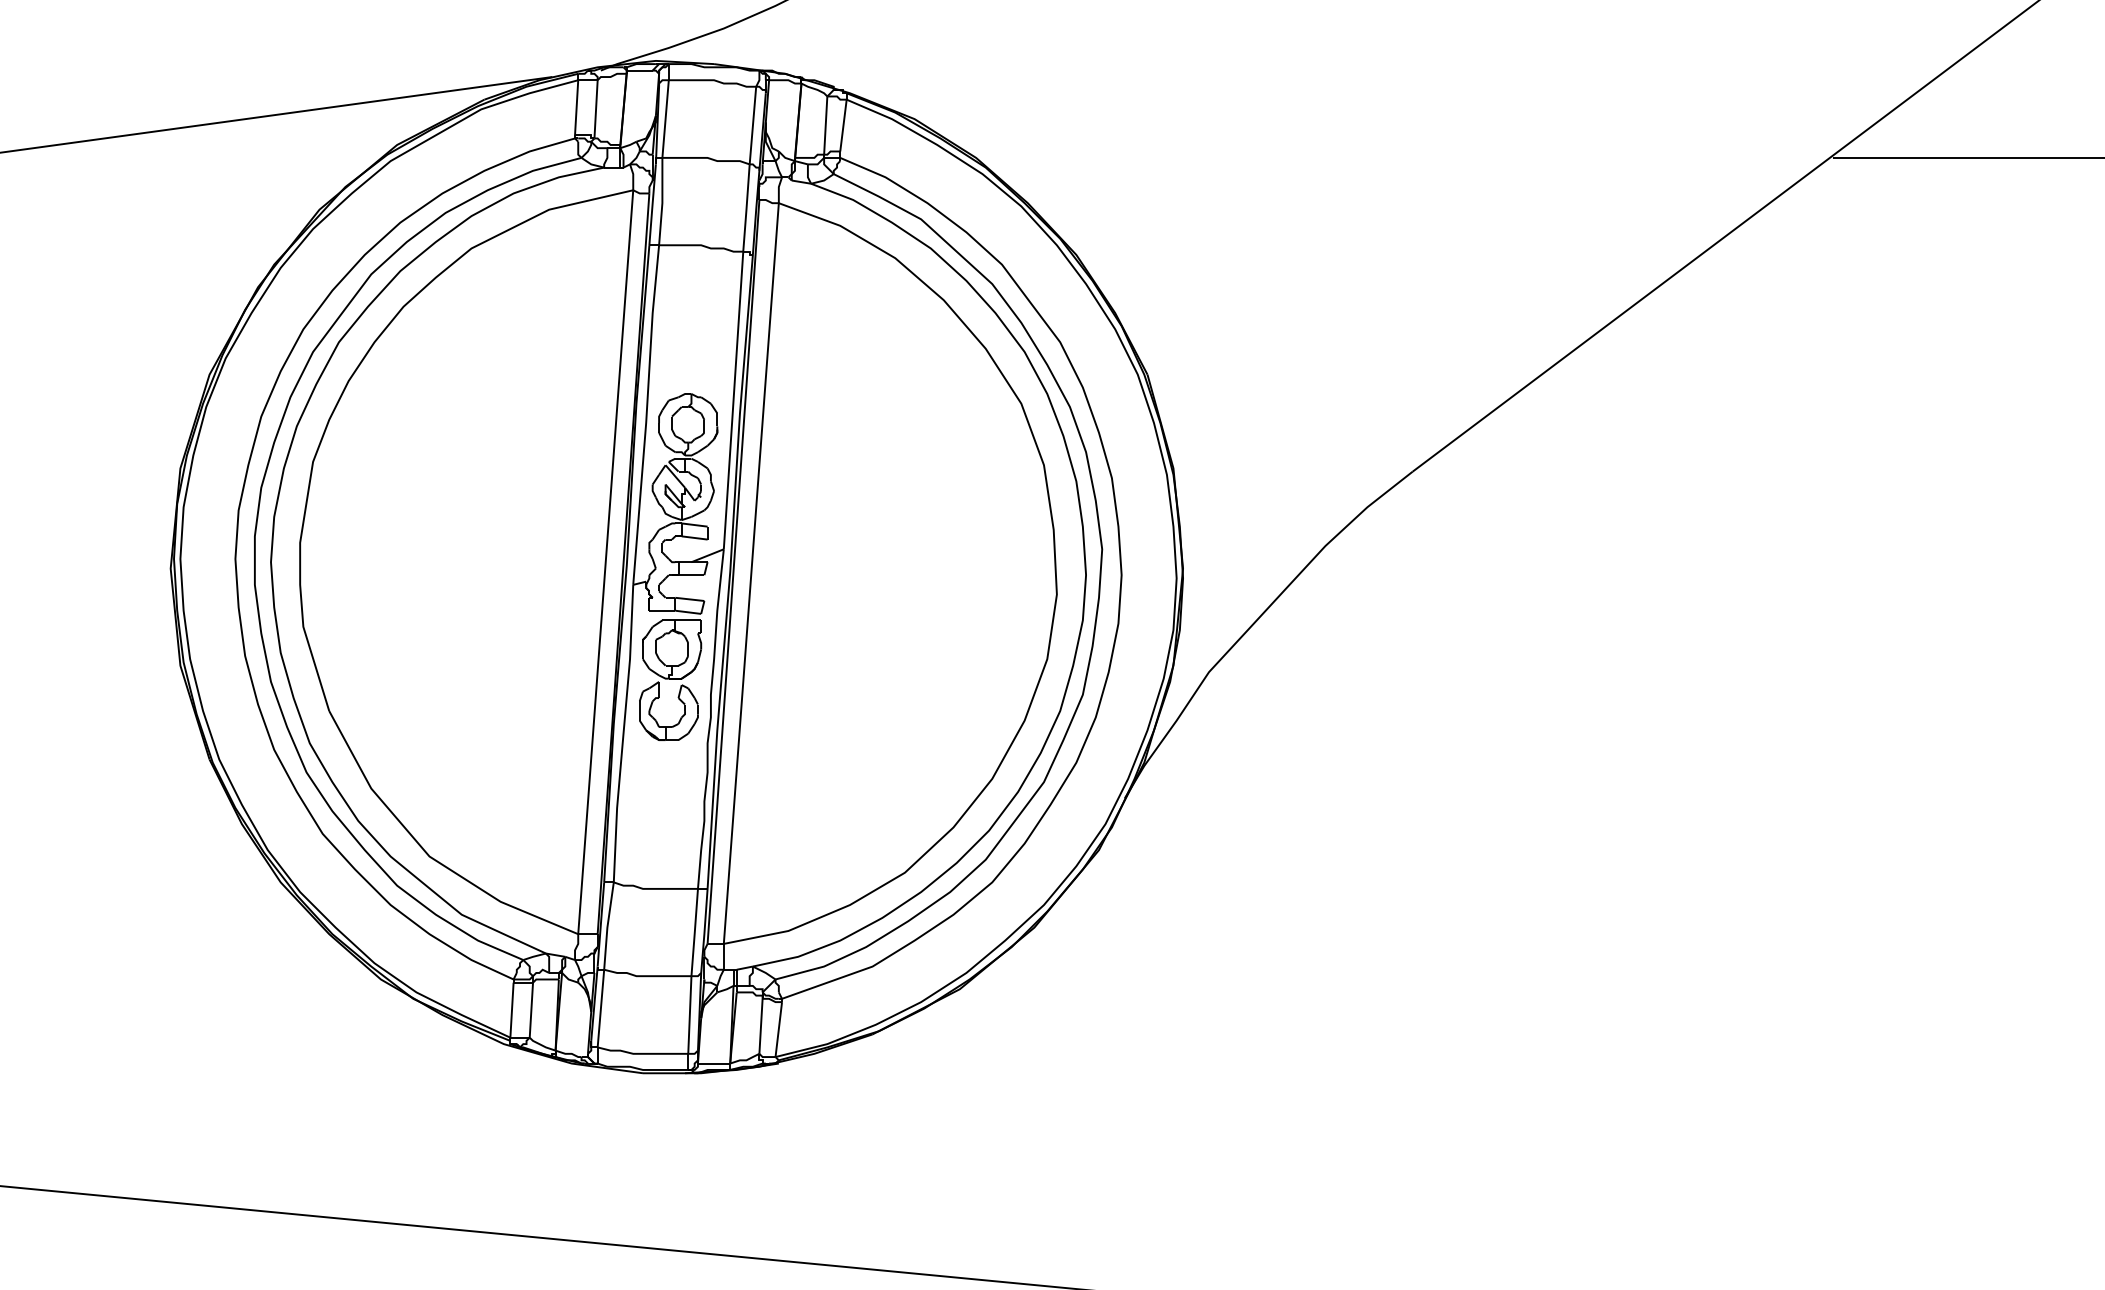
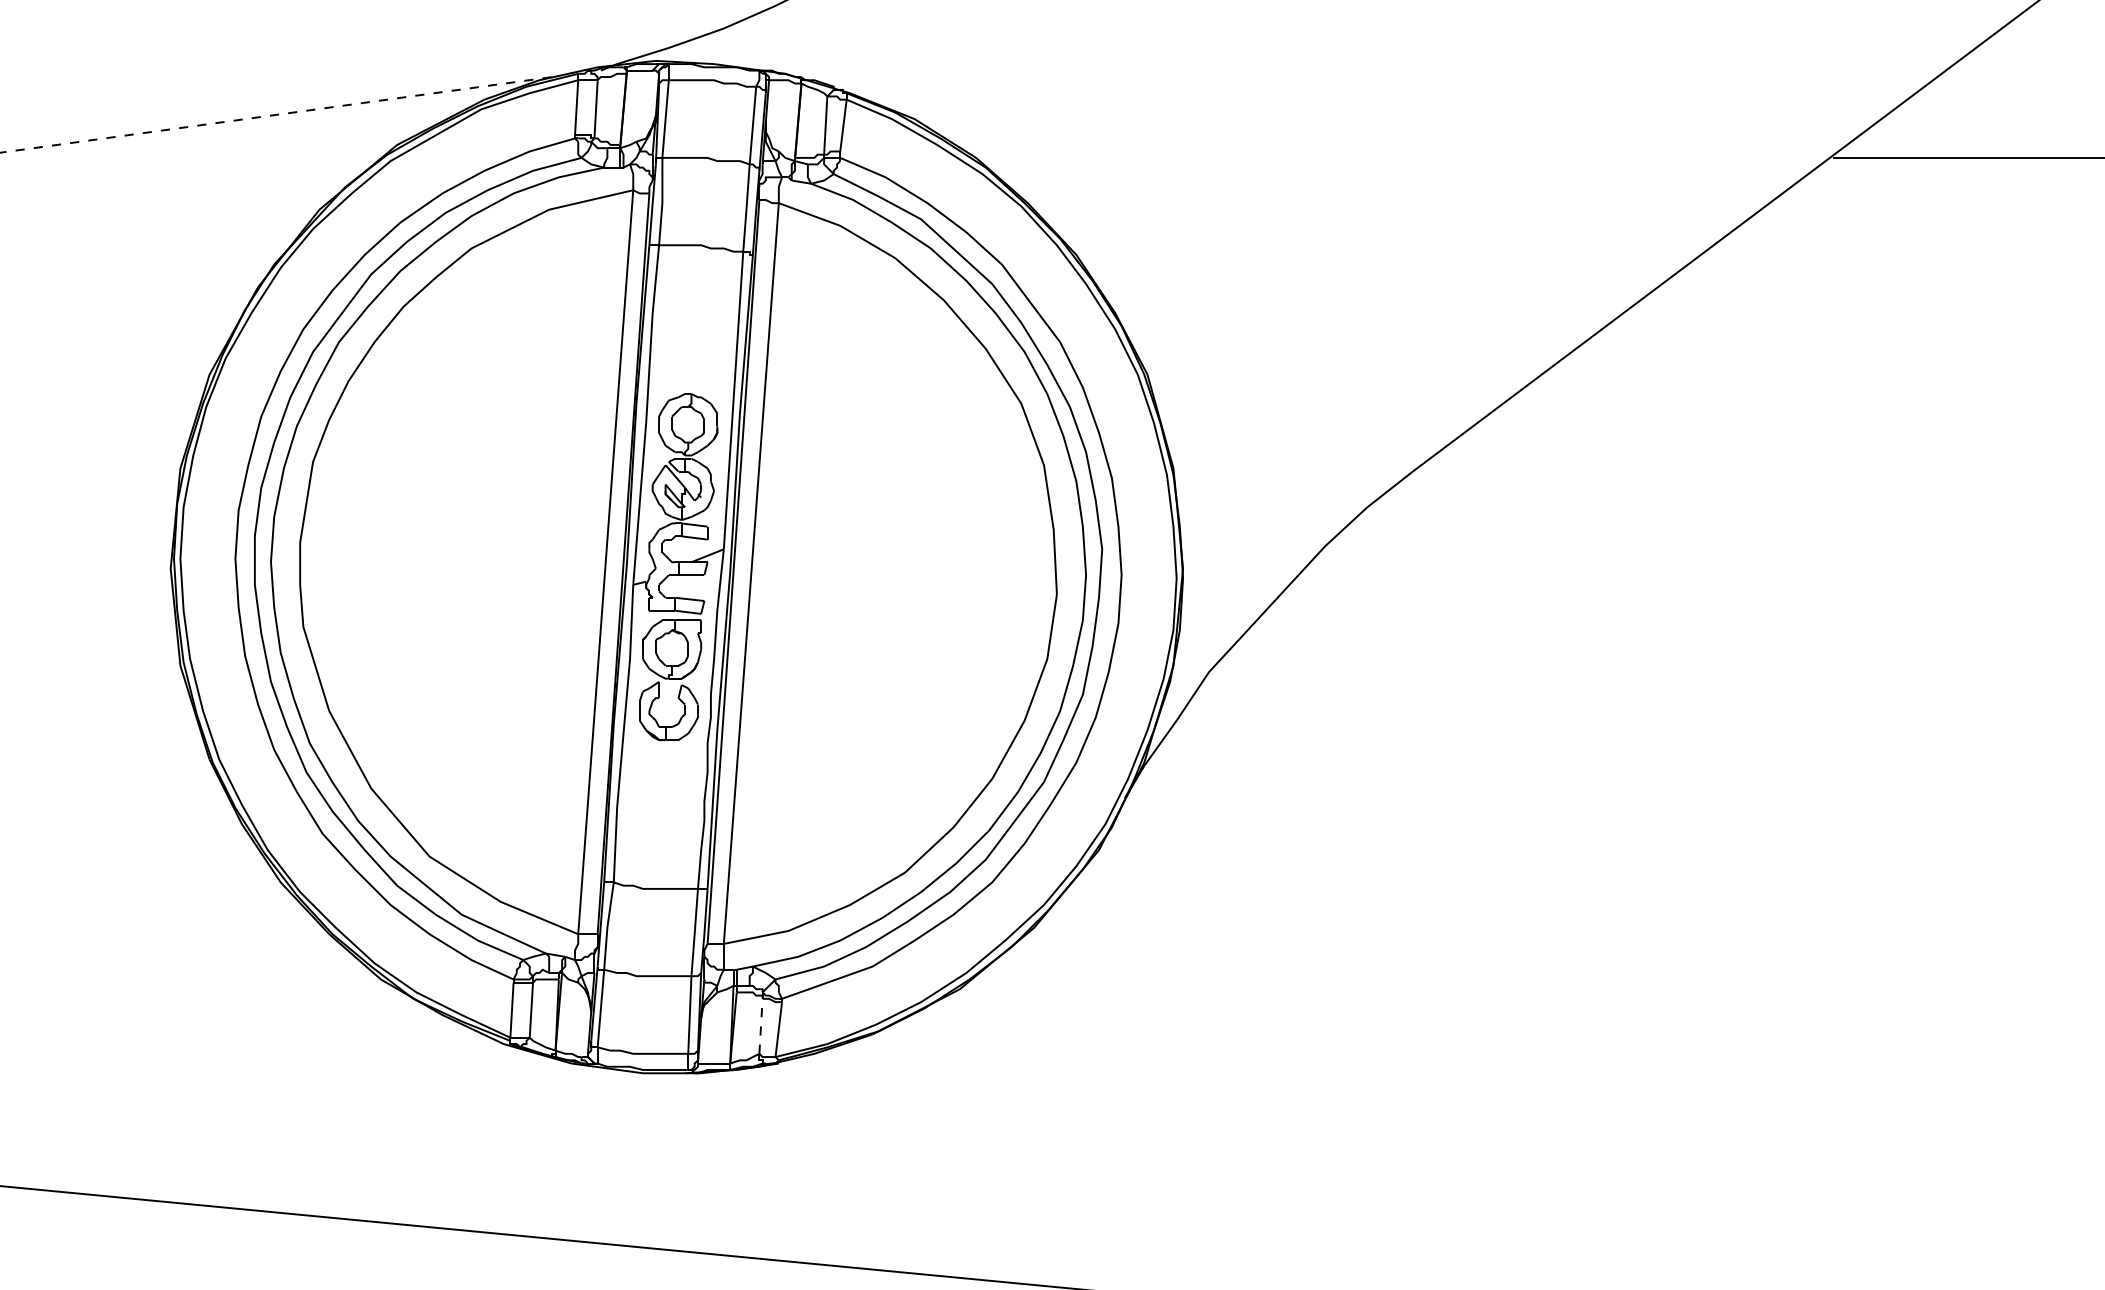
line: solid -> dashed (276, 114)
line: solid -> dashed (761, 1026)
